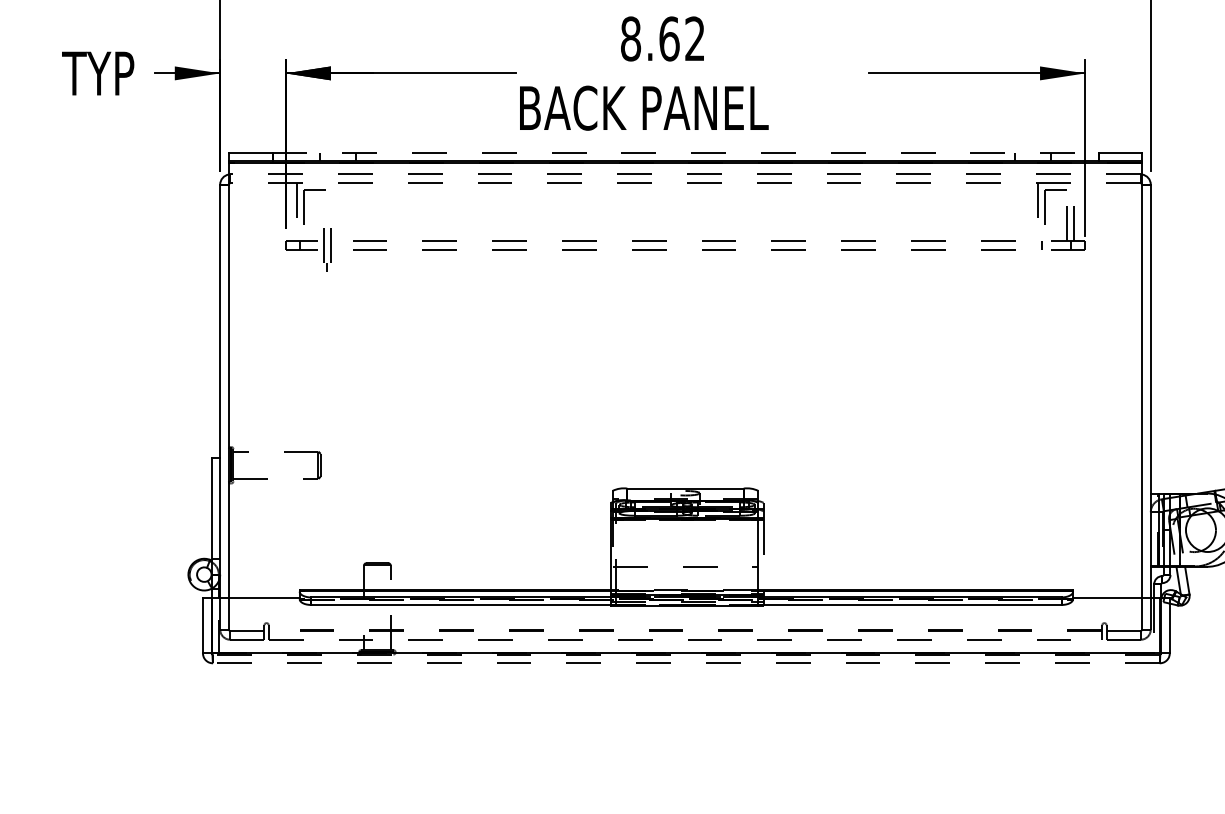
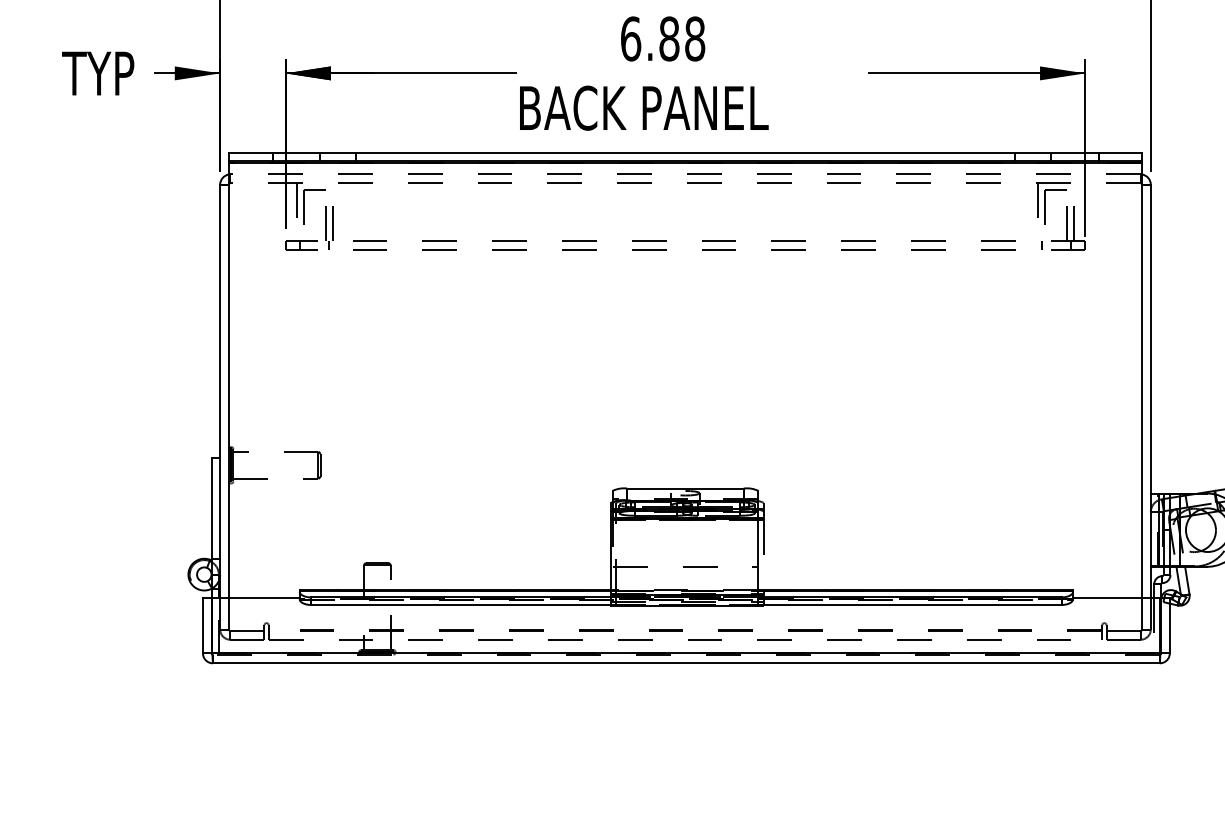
text: 8.62 -> 6.88 (663, 38)
line: dashed -> solid (686, 152)
part position: (327, 249) -> (329, 227) (329, 227)
line: dashed -> solid (685, 663)
